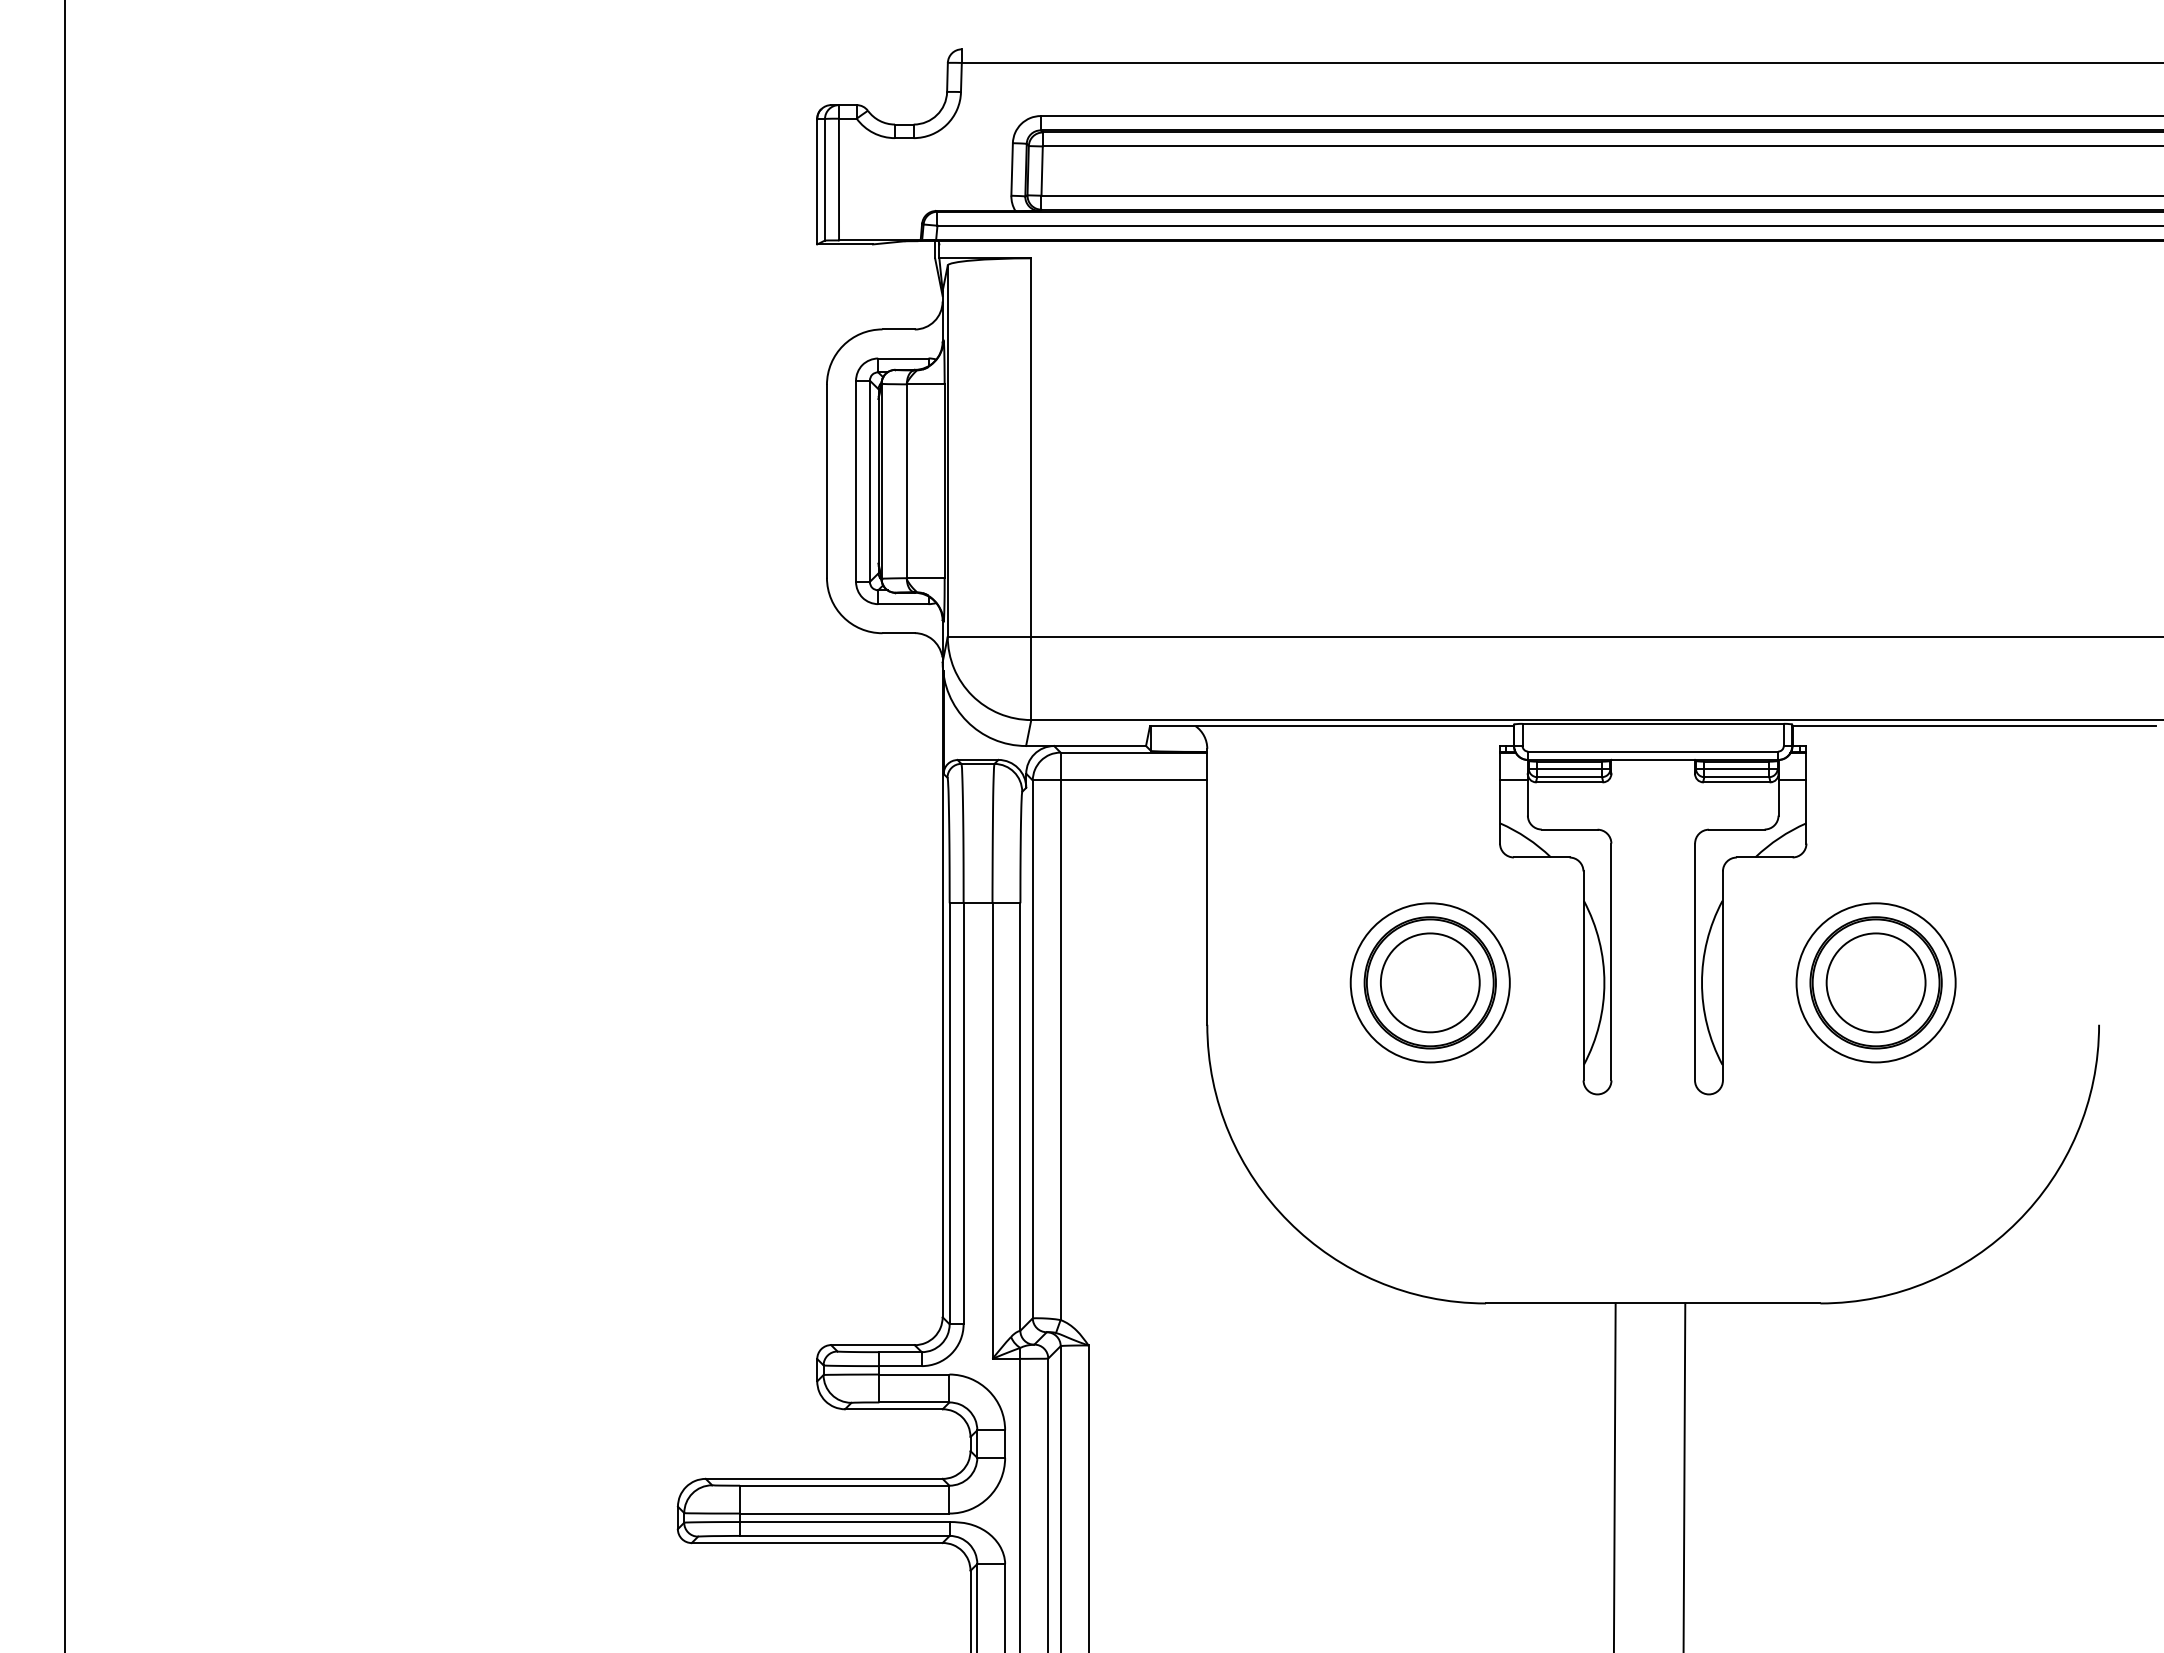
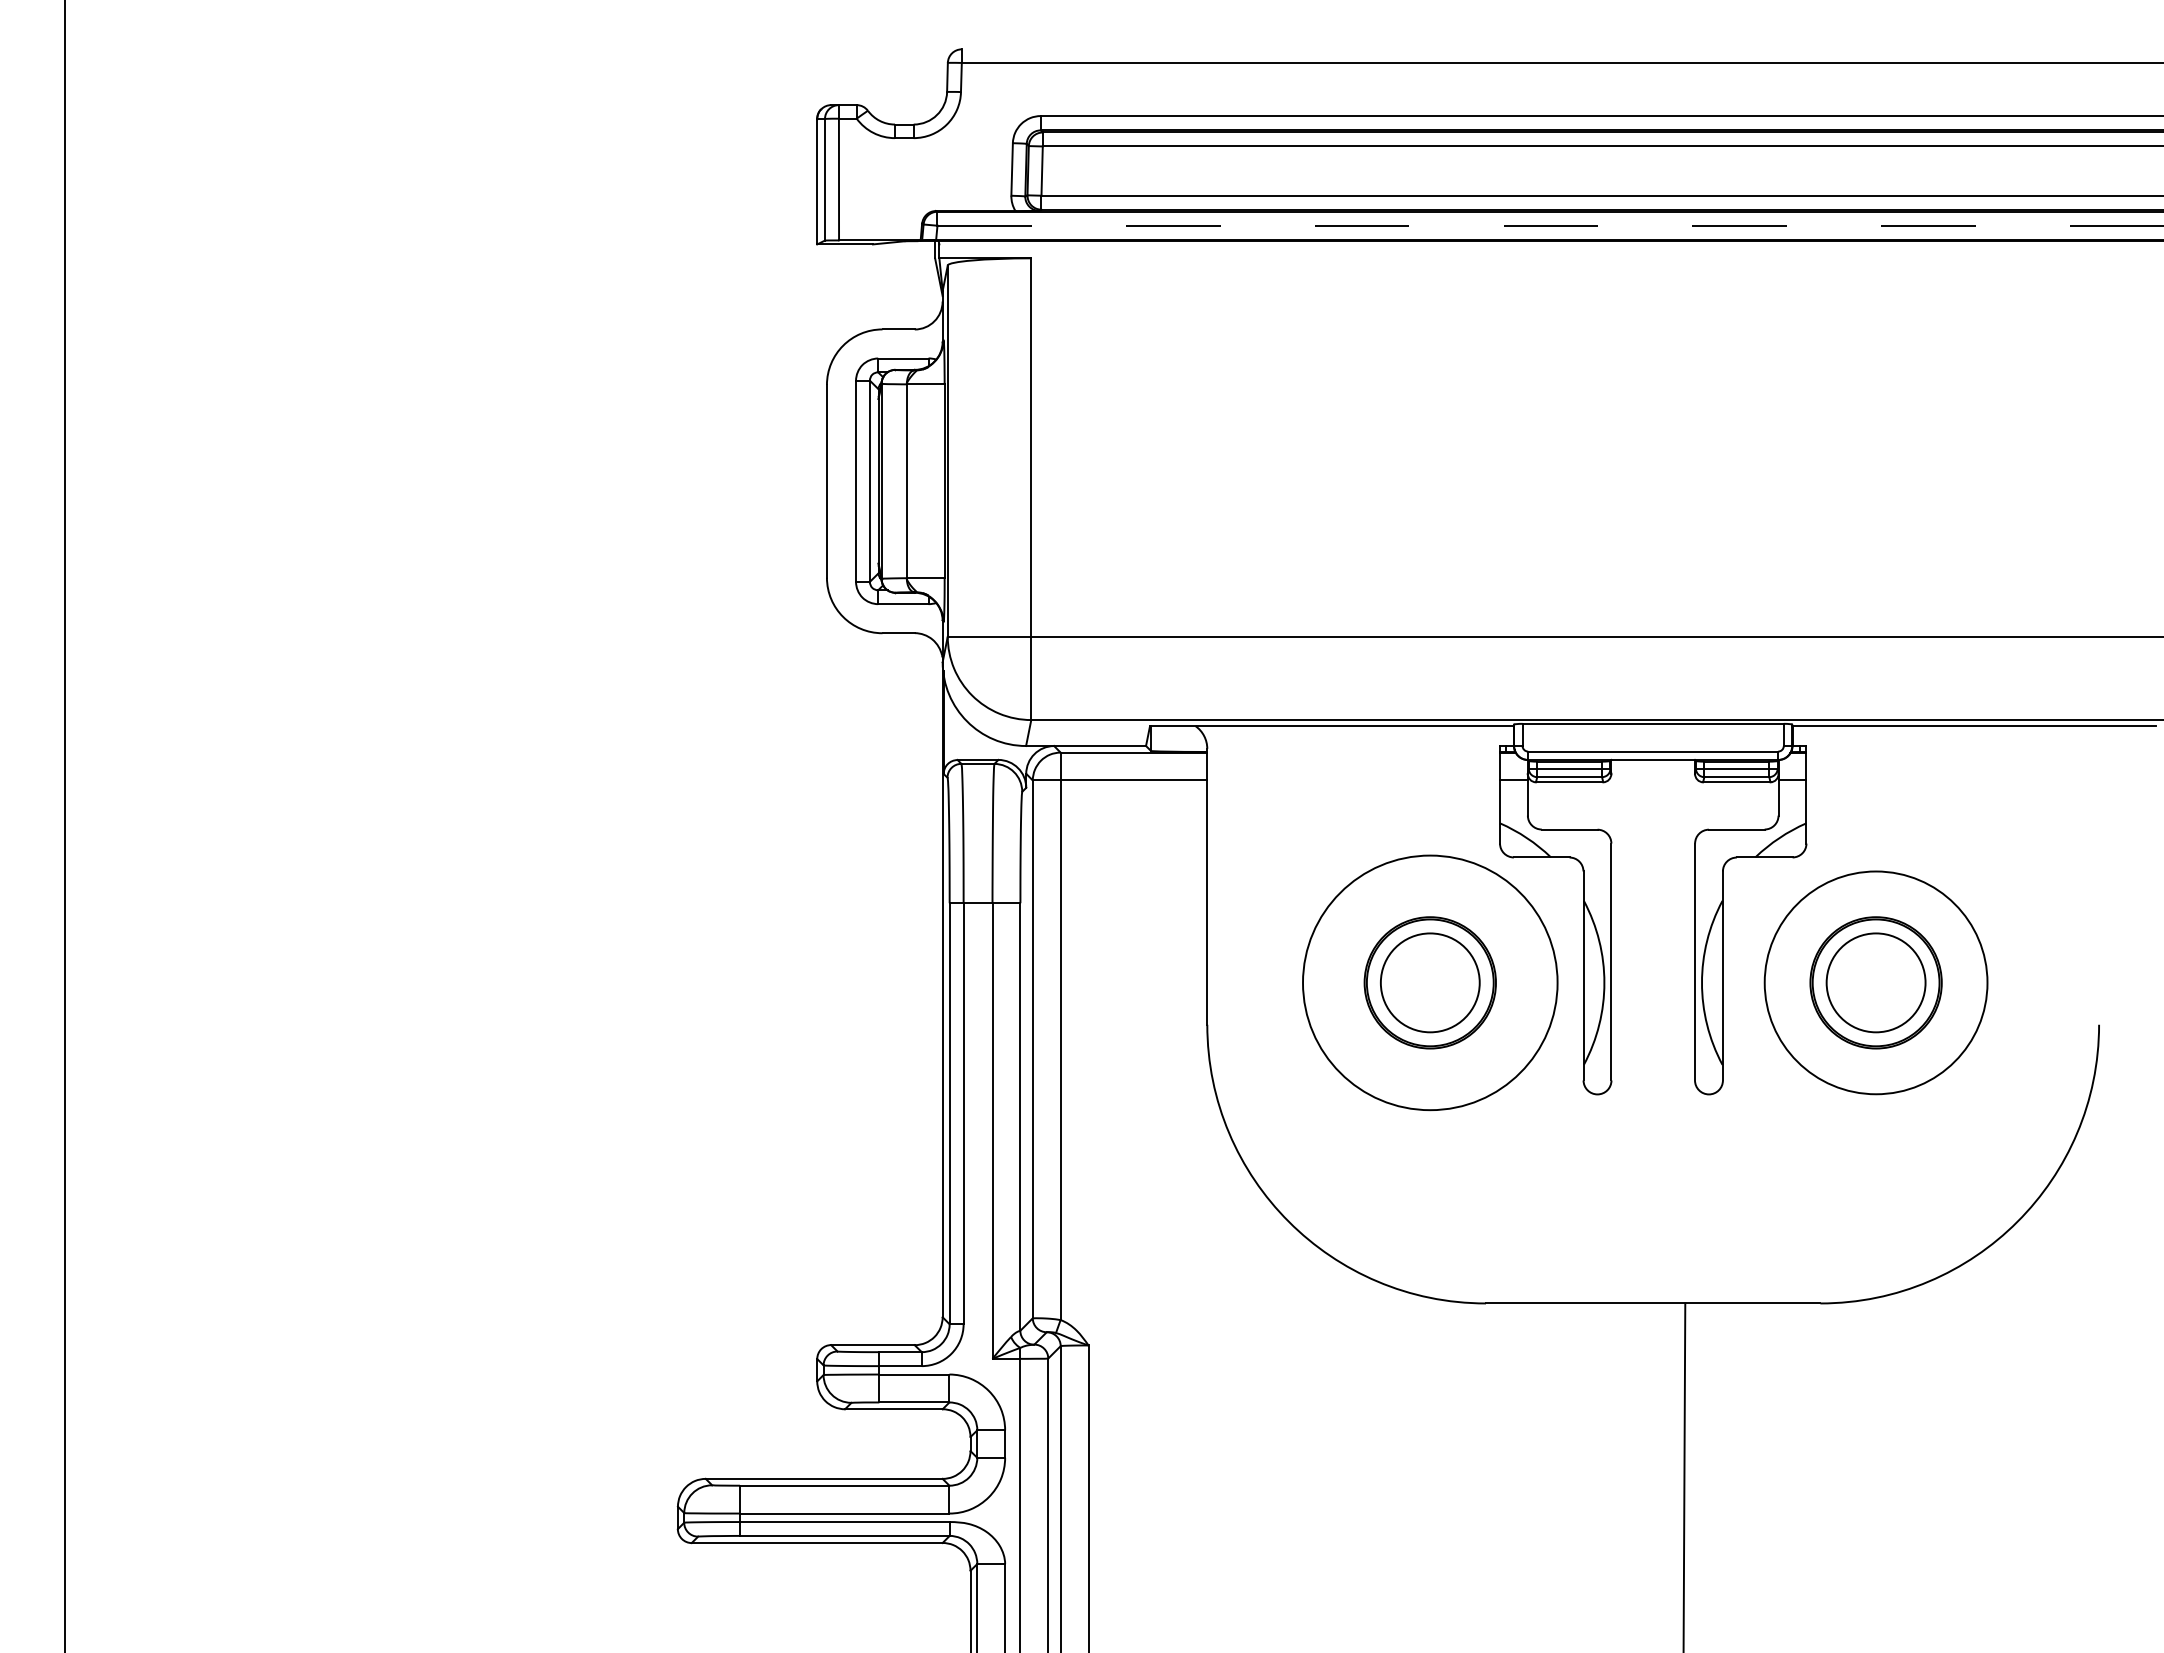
line: solid -> dashed (1550, 225)
circle diameter: 159 px -> 255 px (1430, 982)
circle diameter: 159 px -> 223 px (1875, 982)
line: present -> none (1614, 1476)
